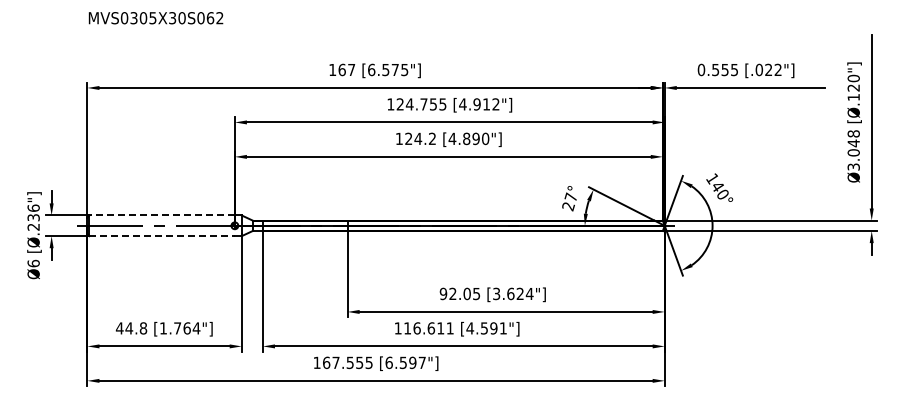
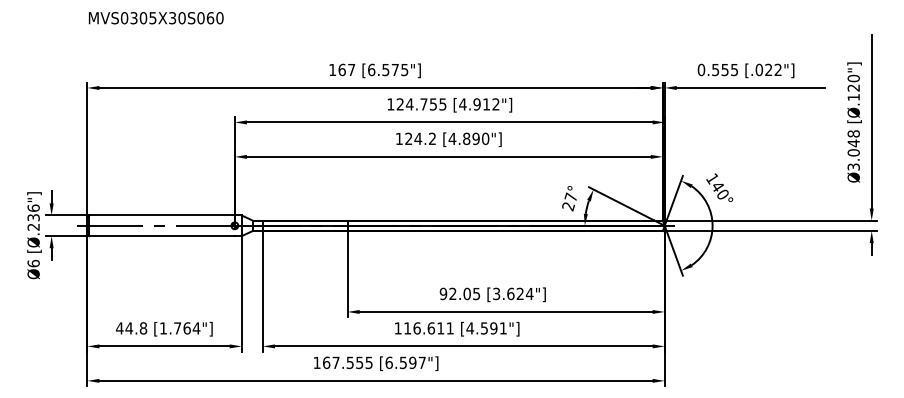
text: MVS0305X30S062 -> MVS0305X30S060 (219, 18)
line: dashed -> solid (162, 215)
line: dashed -> solid (162, 236)
